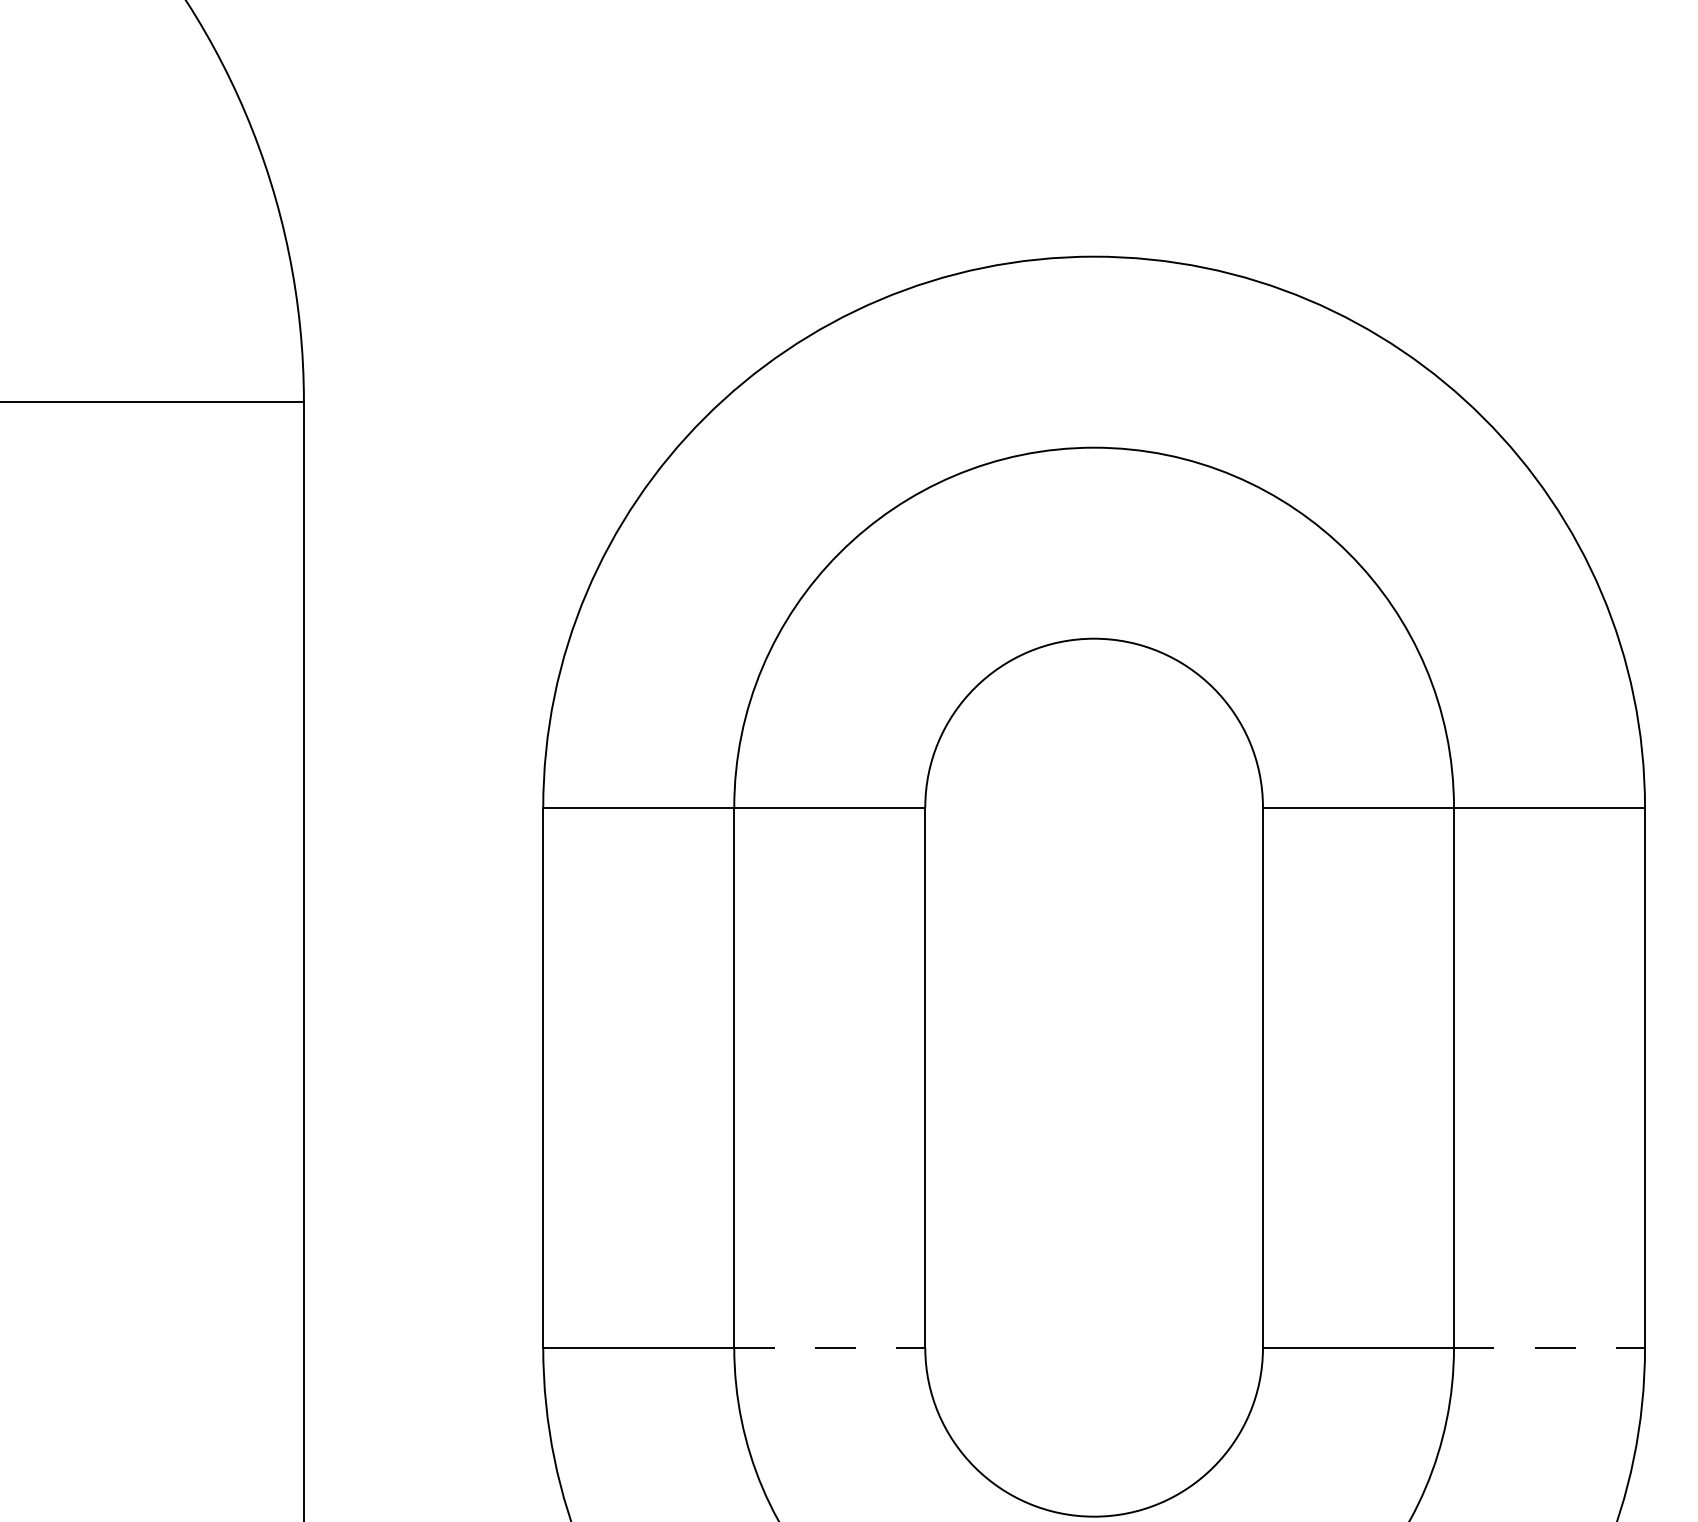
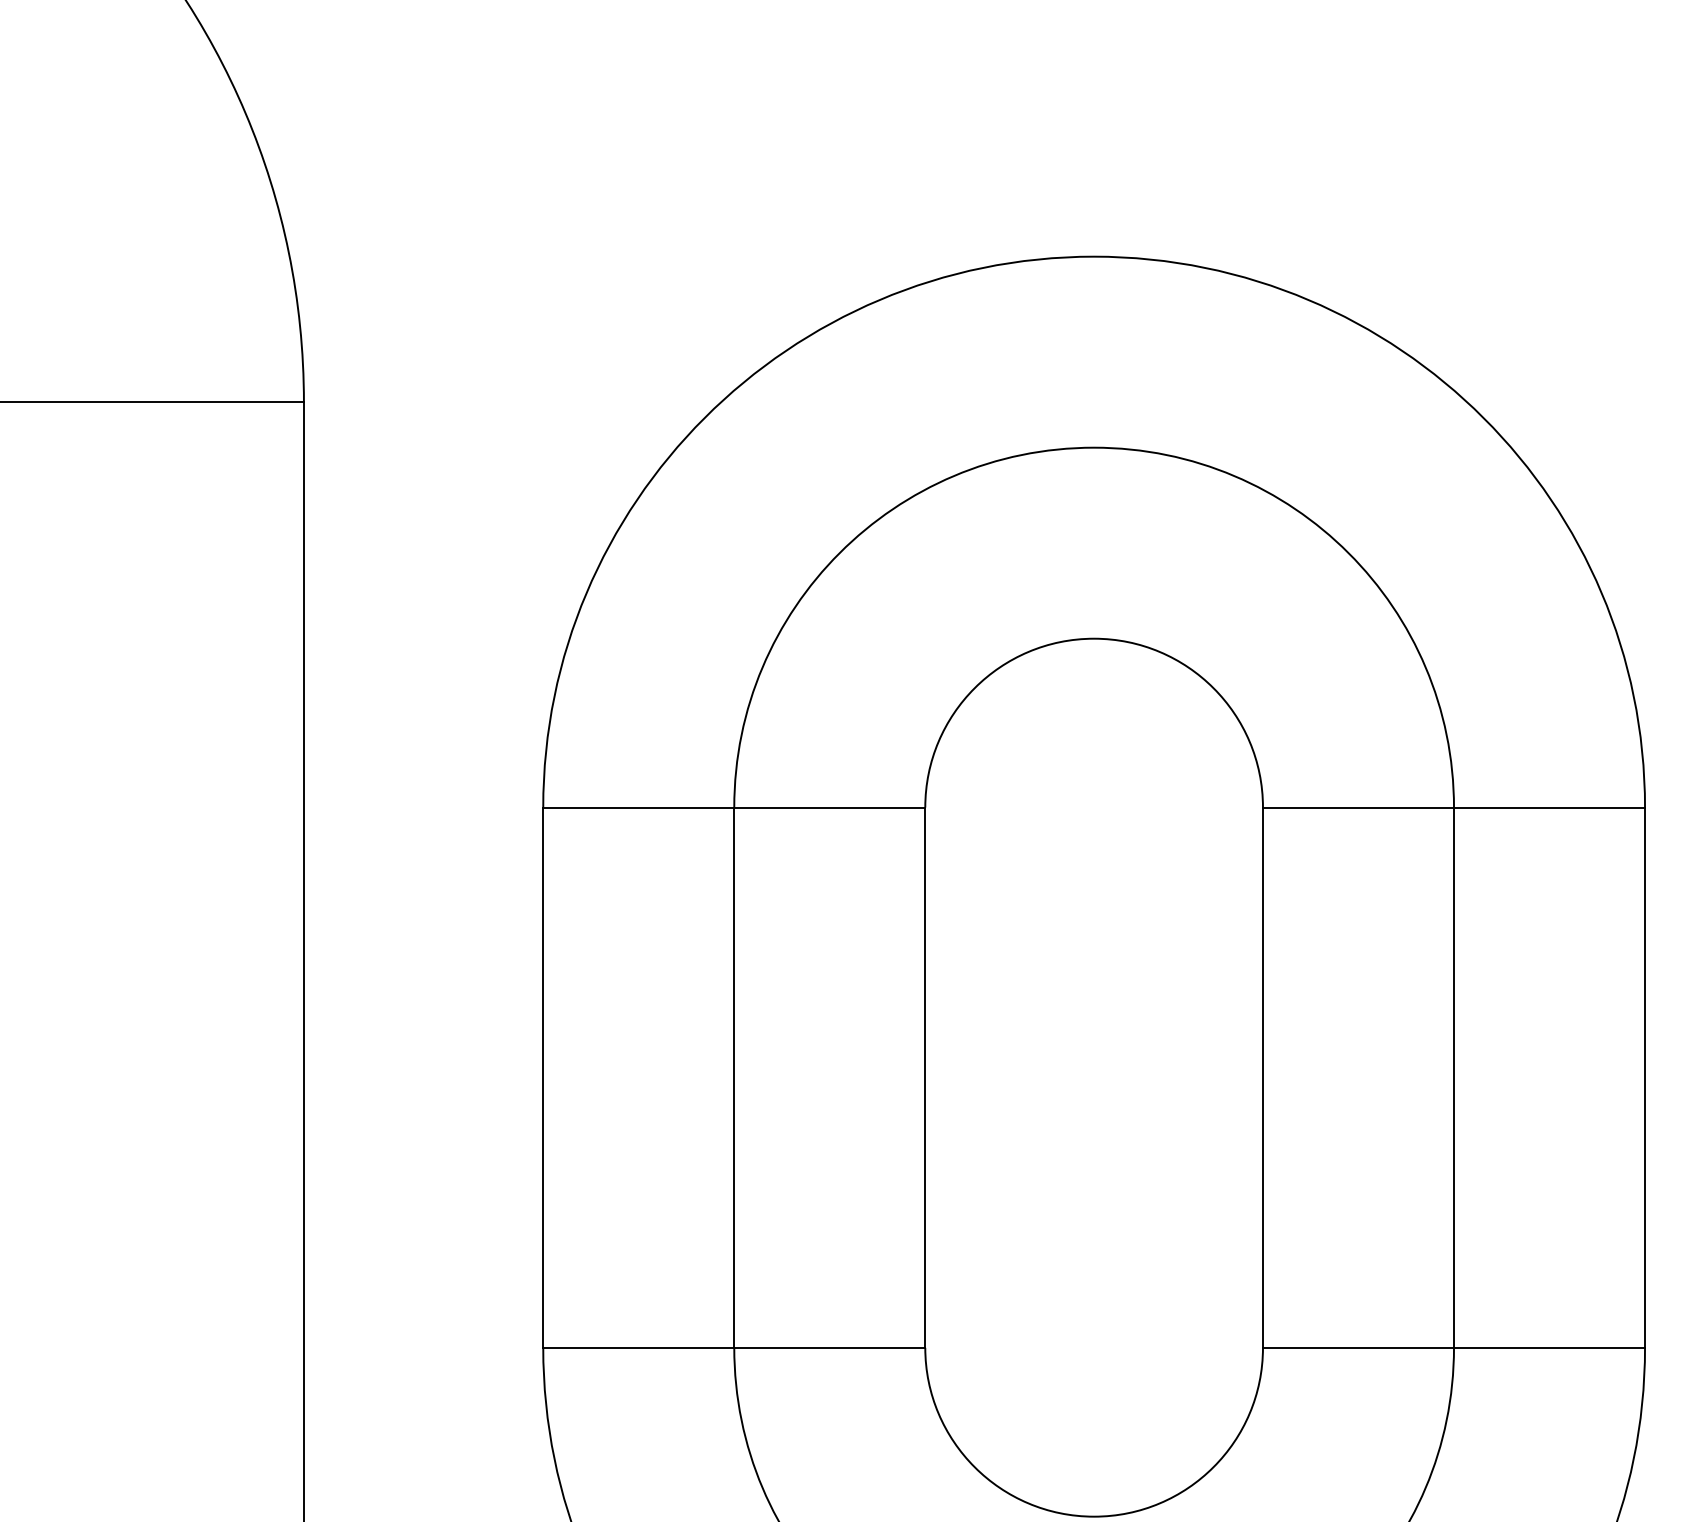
line: dashed -> solid (829, 1347)
line: dashed -> solid (1549, 1347)
